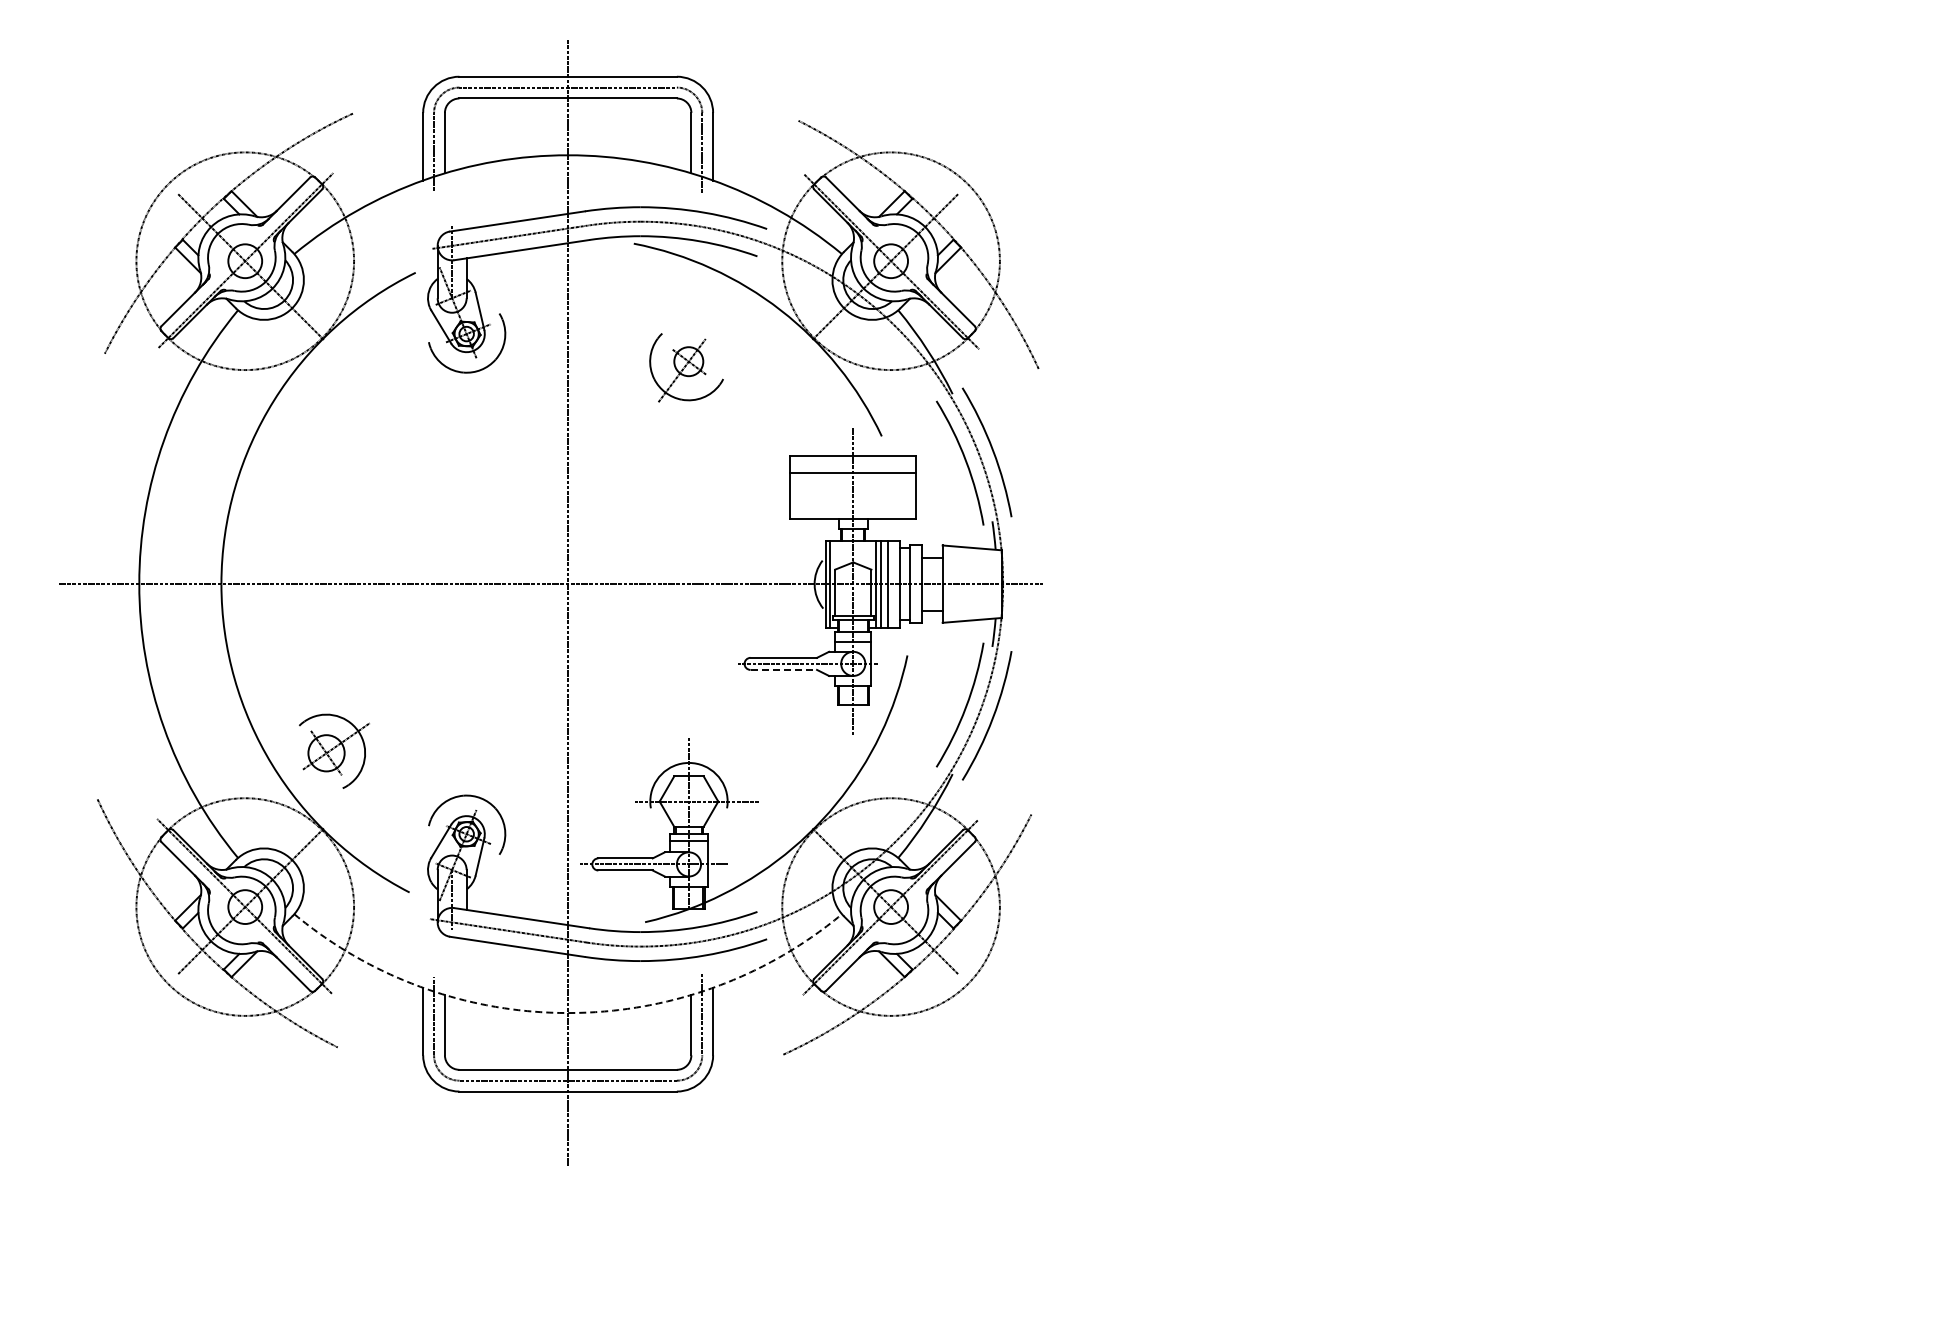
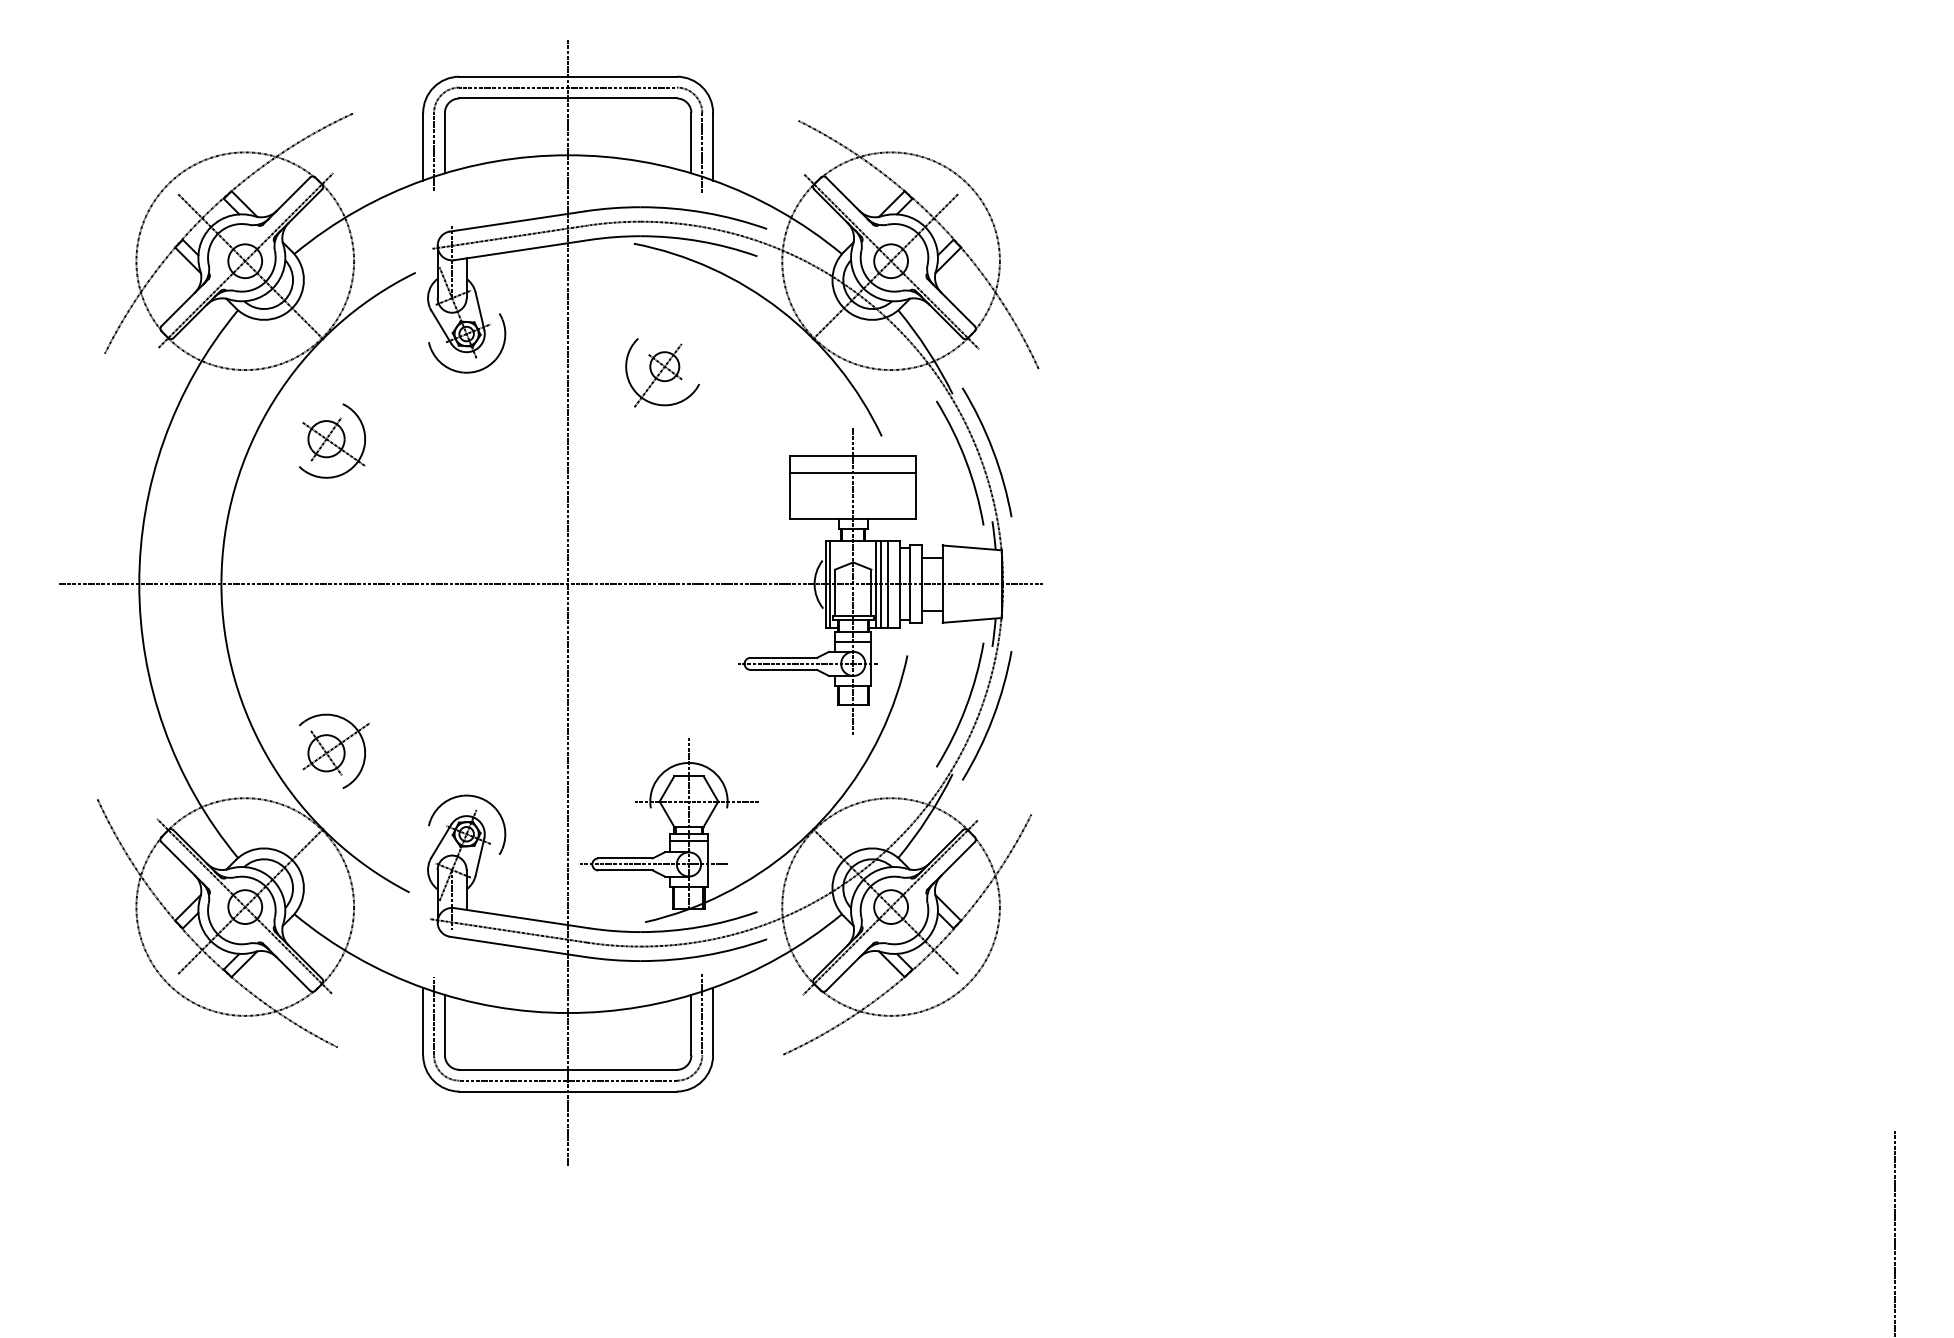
part position: (686, 367) -> (662, 372) (662, 372)
part: none -> present (332, 440)
line: dashed -> solid (784, 669)
arc: dashed -> solid (568, 1013)
line: none -> present (1895, 1232)
